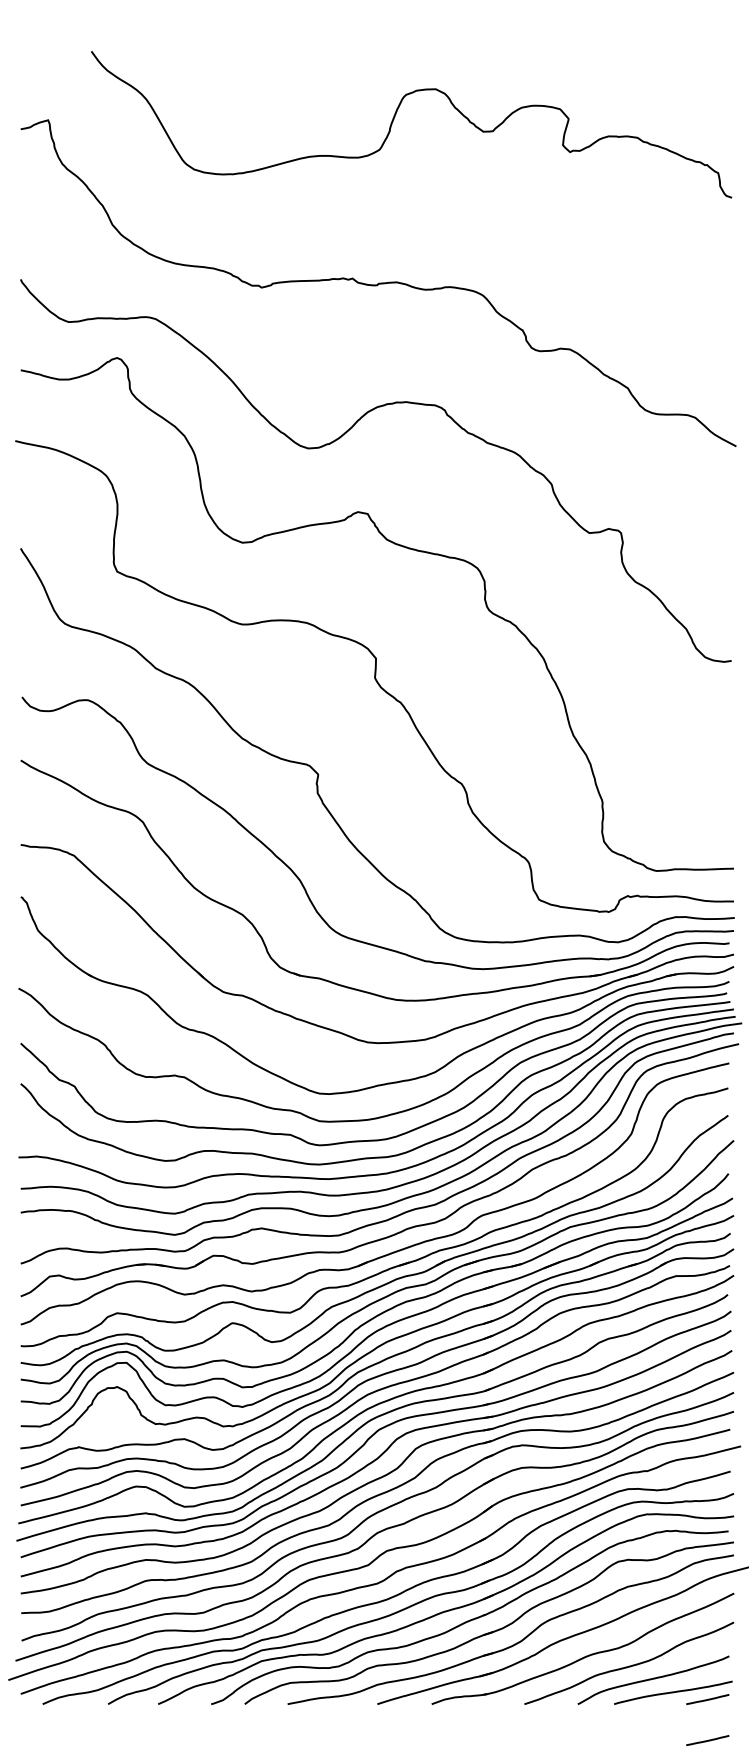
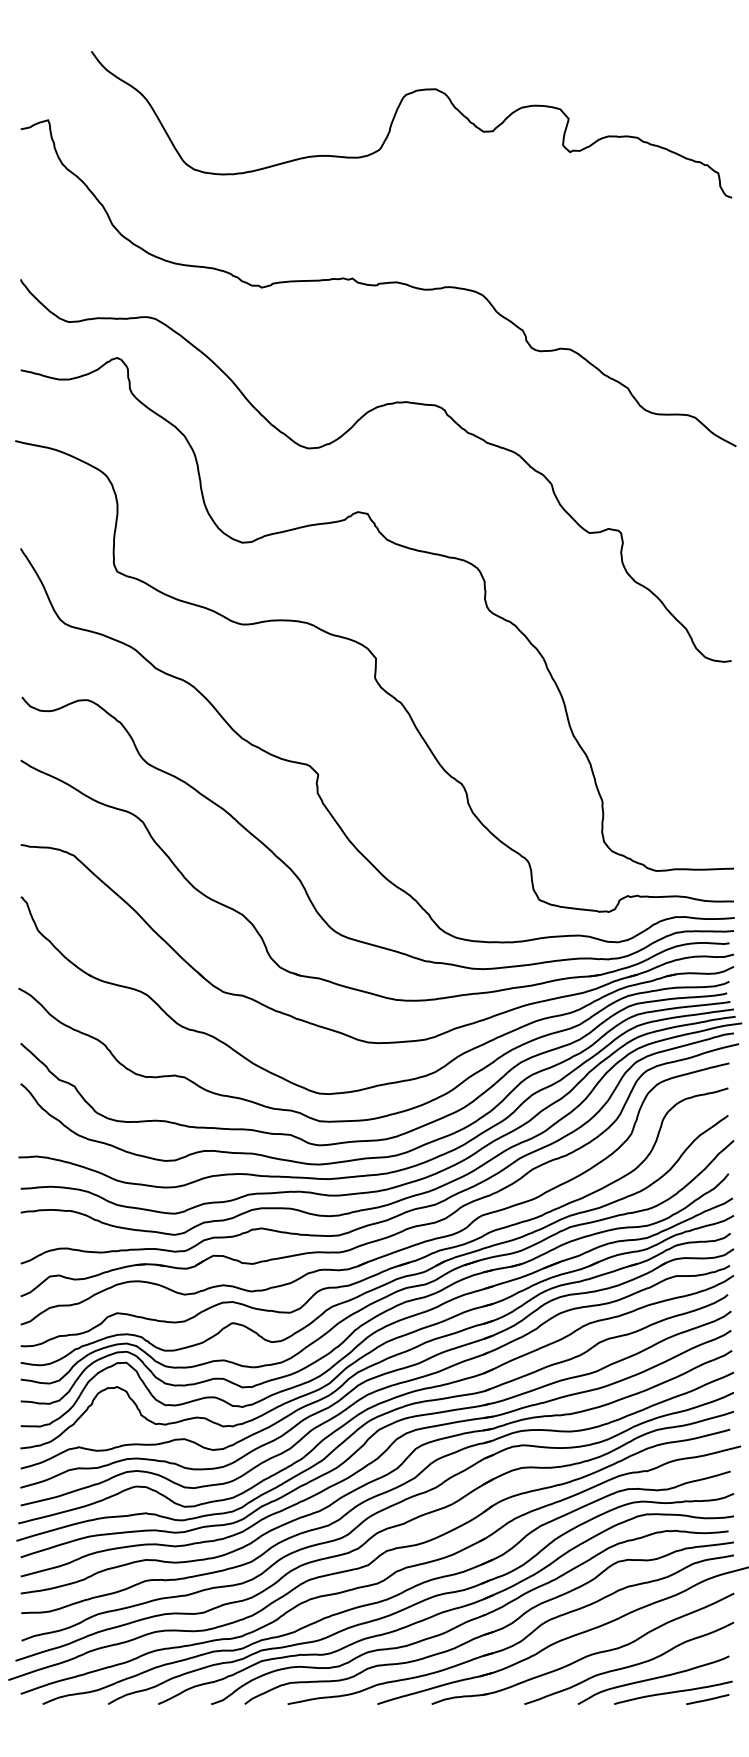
line: present -> none (707, 1740)
